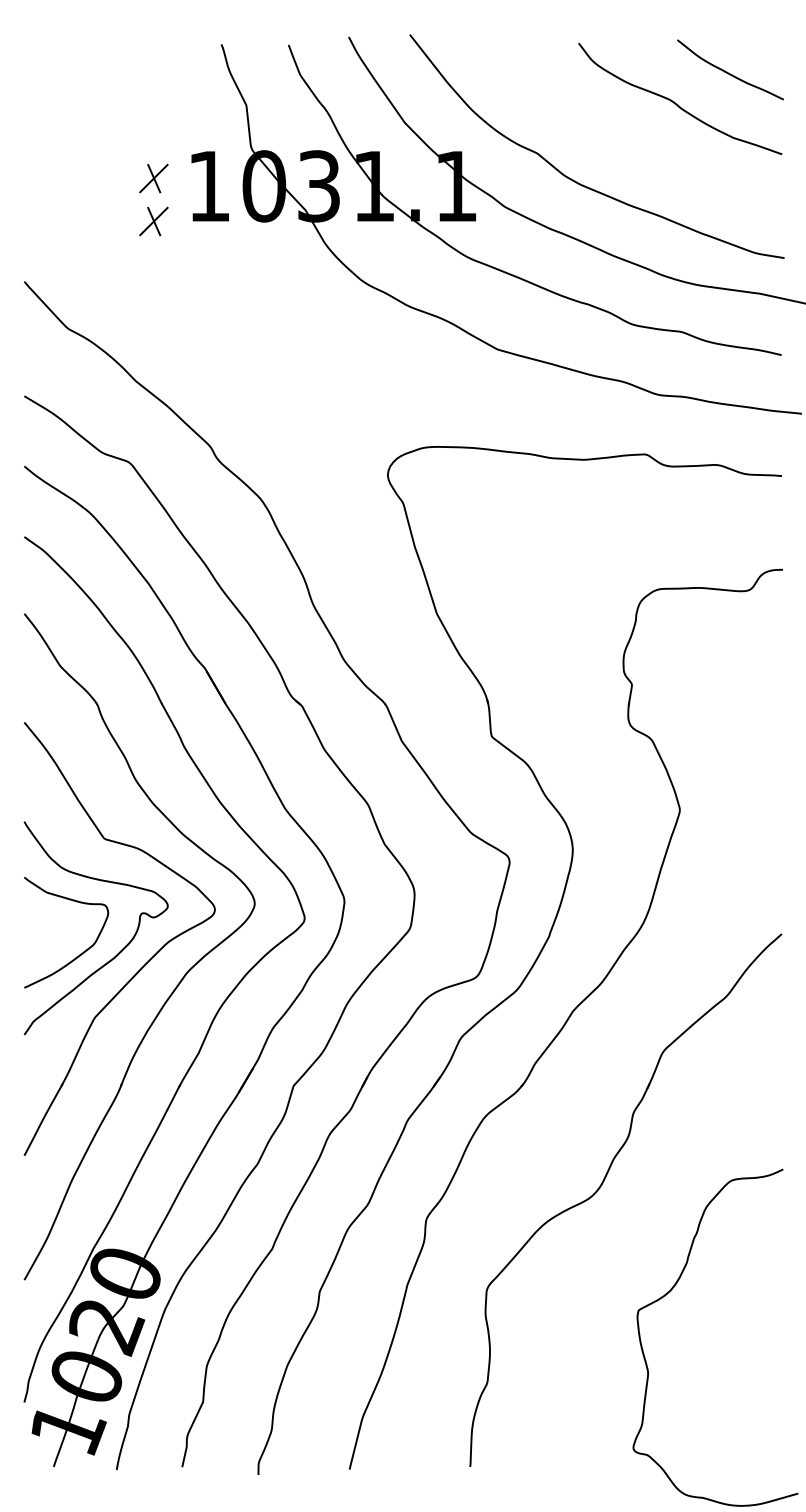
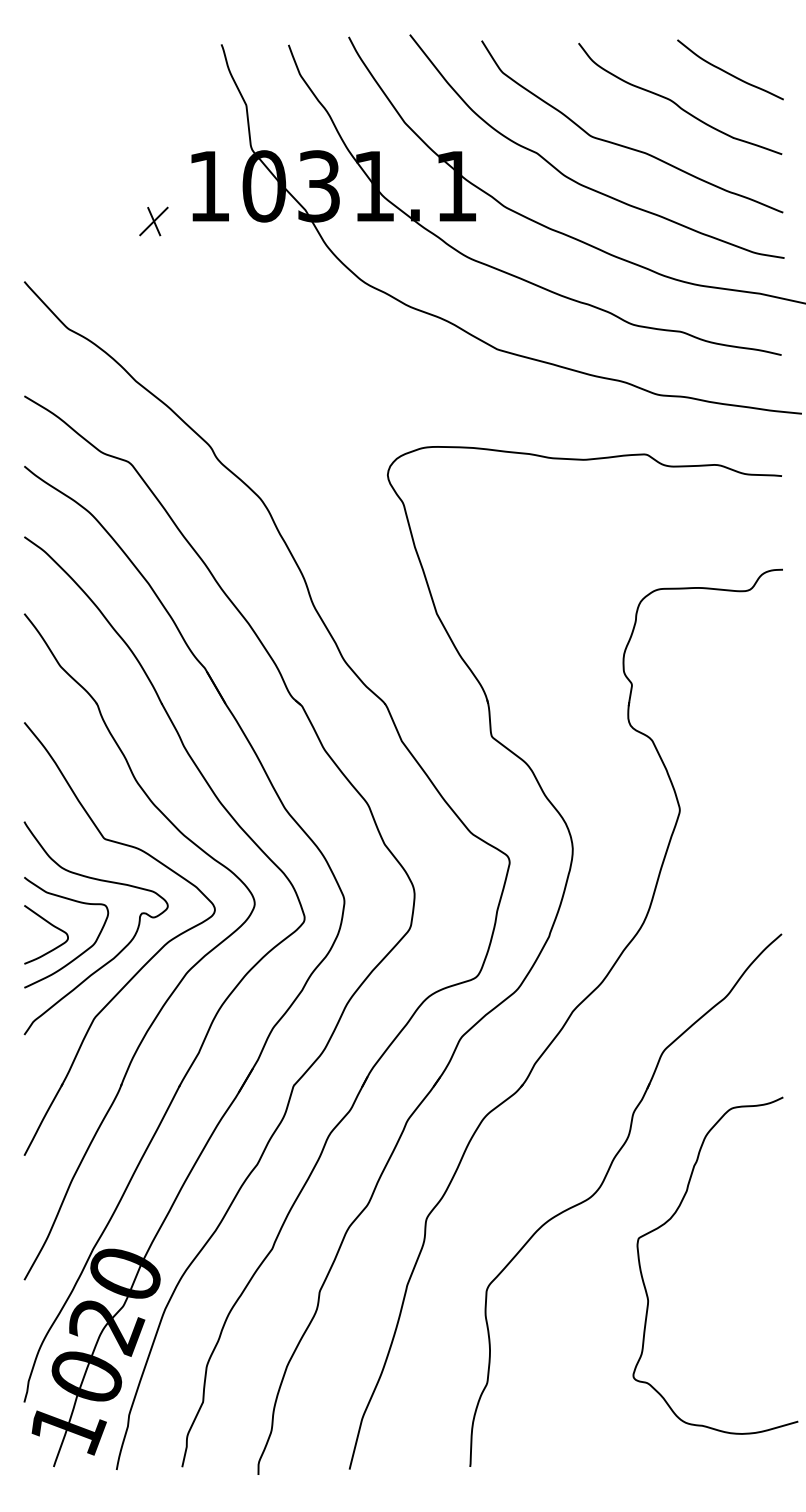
curve: none -> present (624, 145)
part: present -> none (153, 178)
curve: none -> present (52, 926)
curve position: (671, 1291) -> (671, 1219) (671, 1219)
